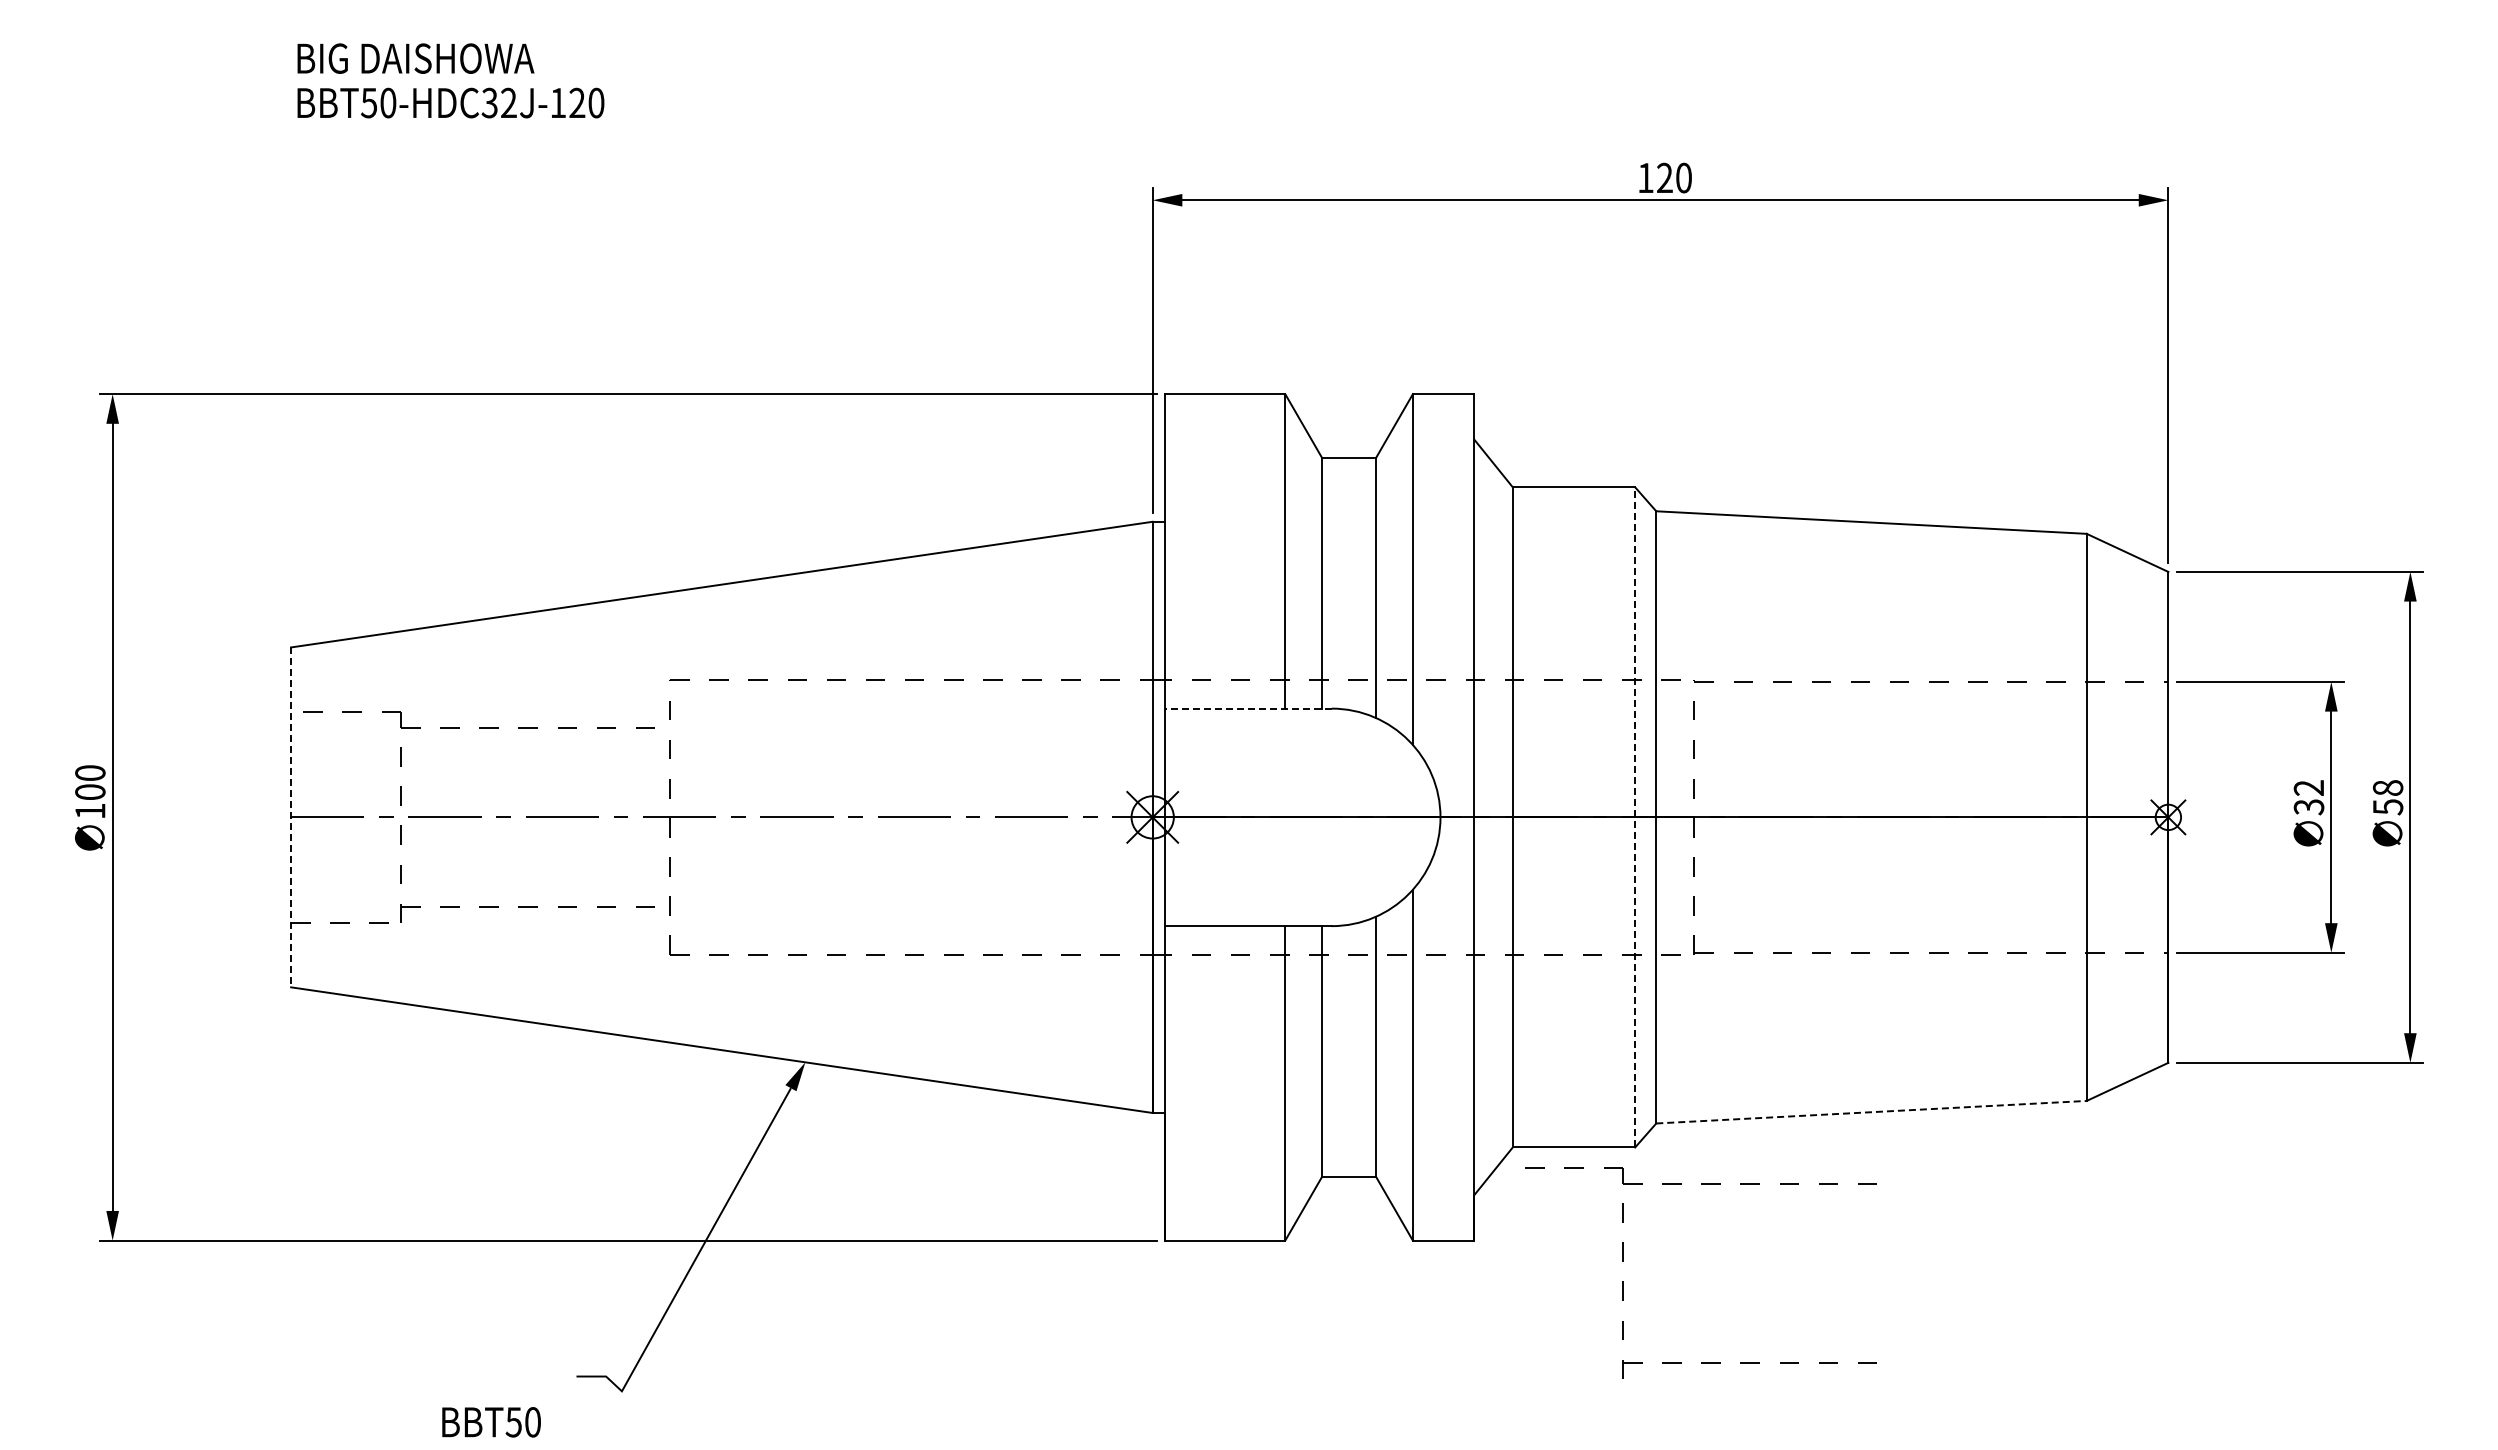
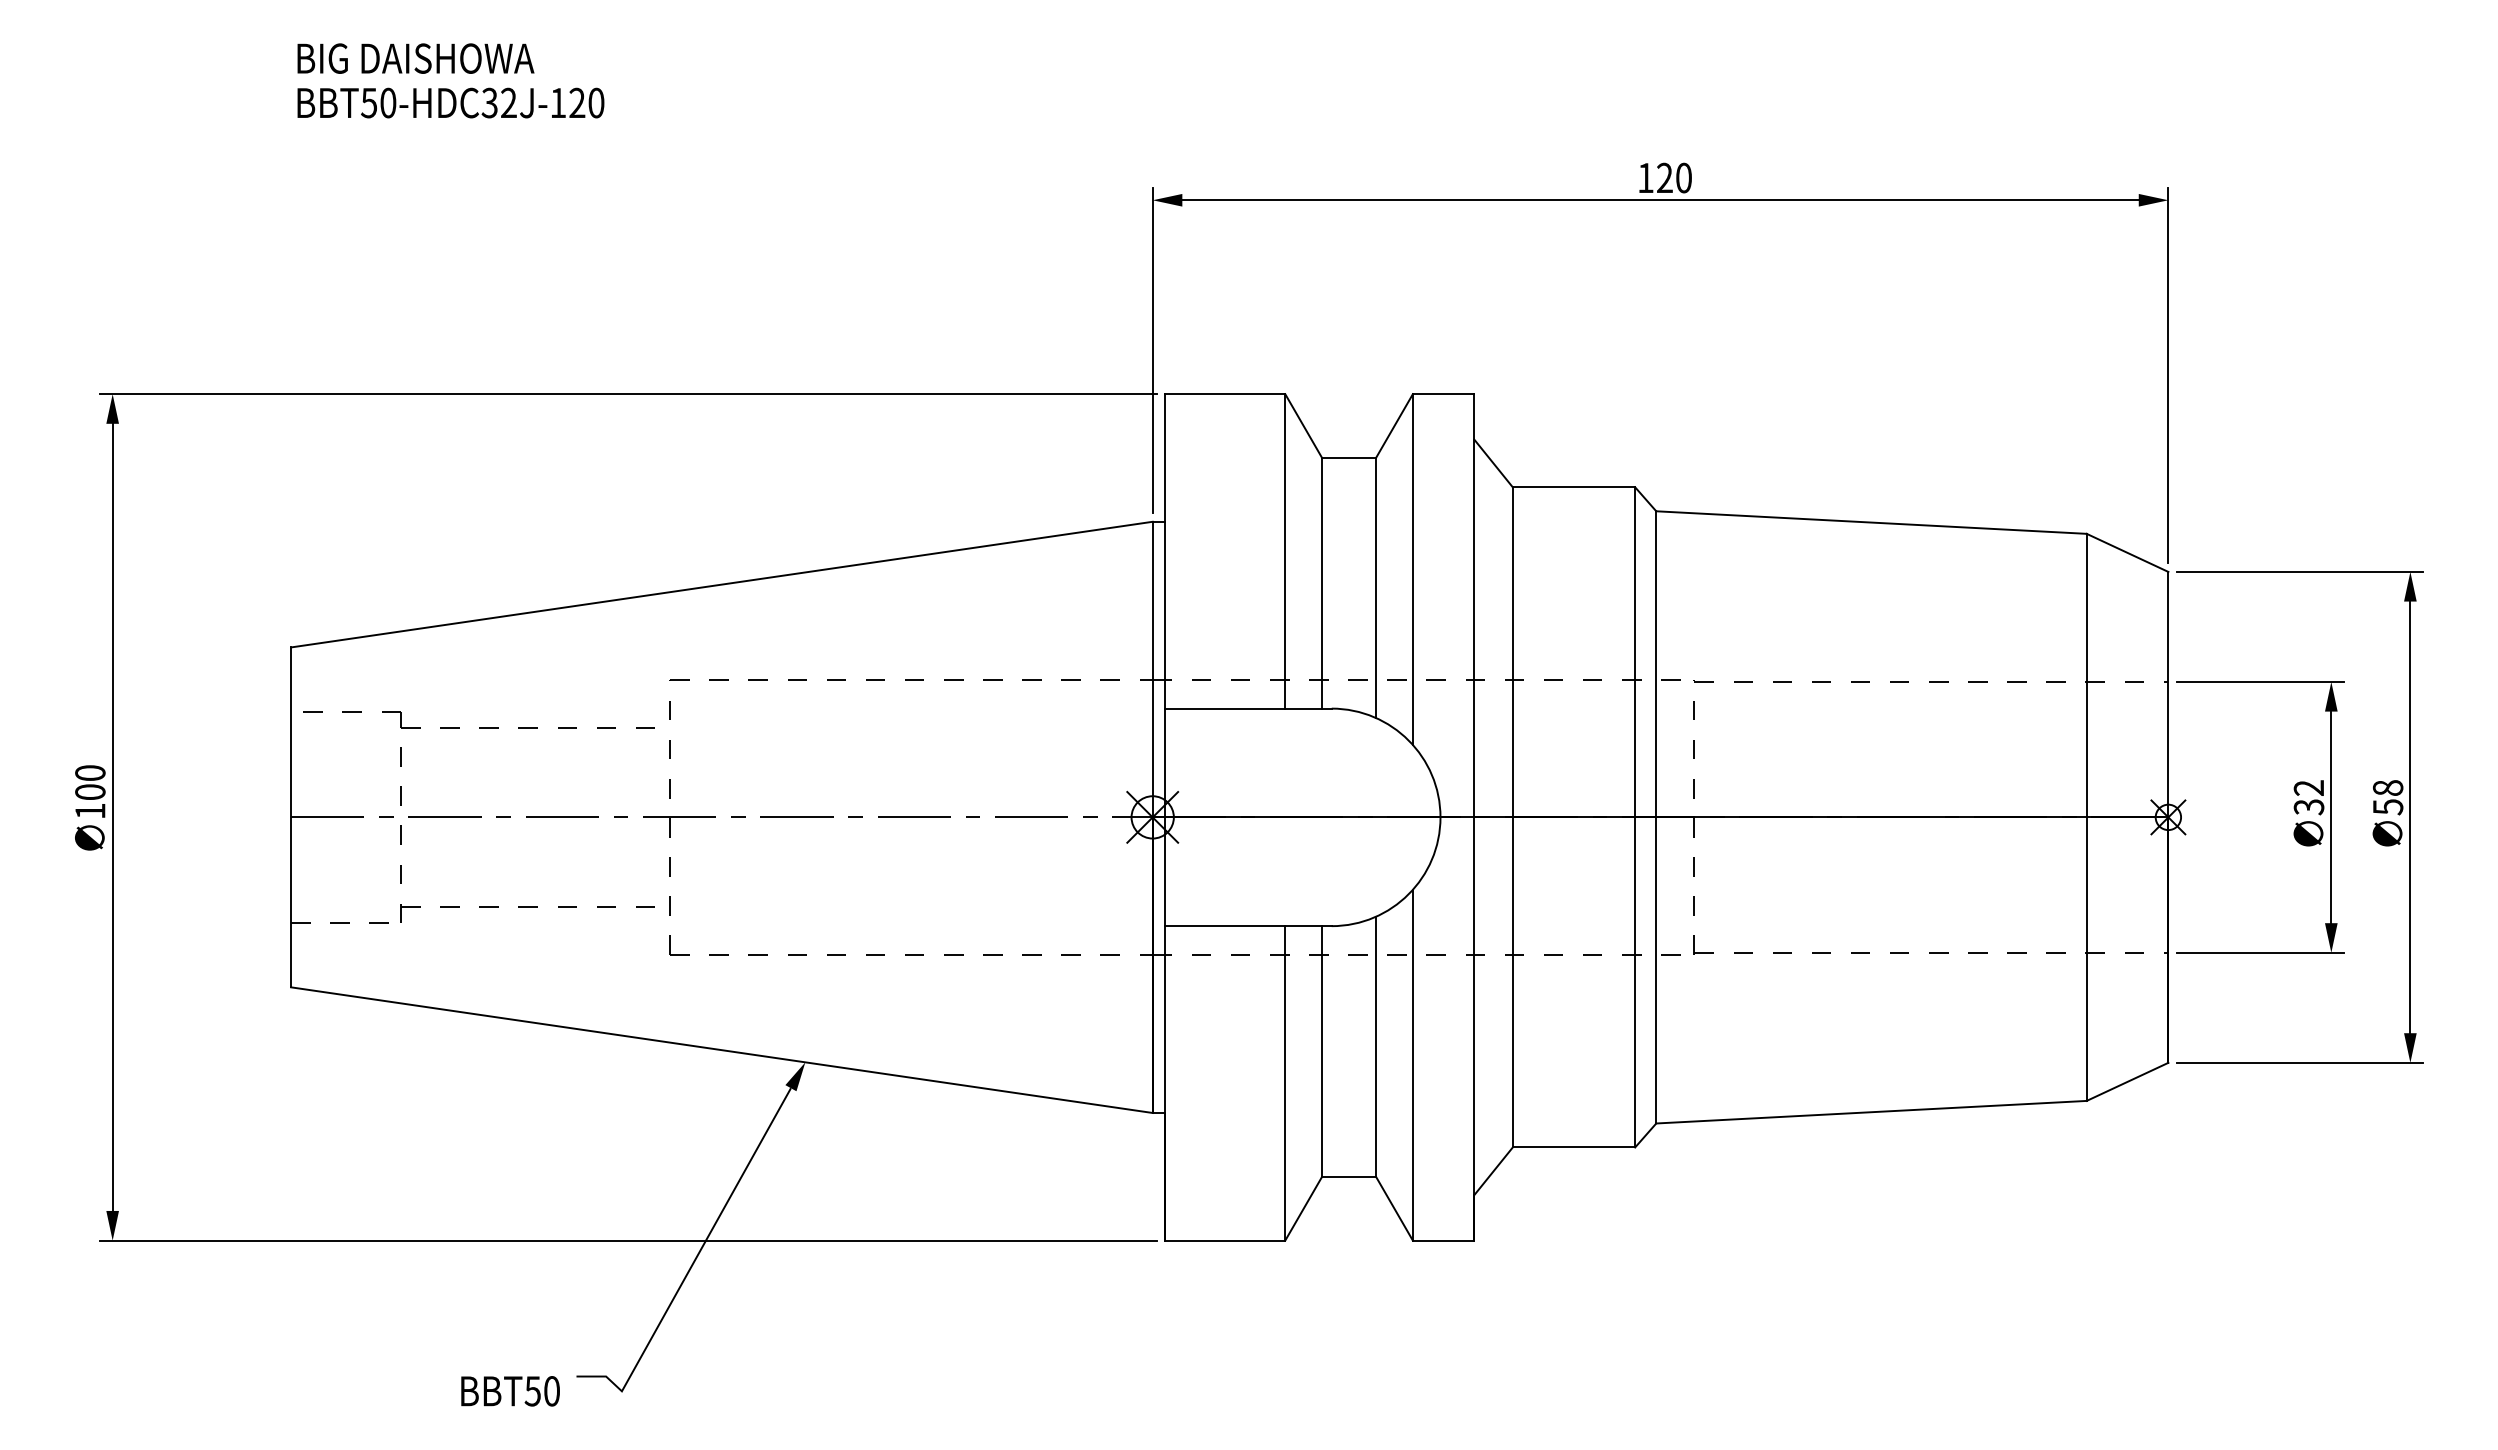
line: dashed -> solid (1248, 708)
line: dashed -> solid (1635, 816)
line: dashed -> solid (291, 817)
line: dashed -> solid (1871, 1112)
part: present -> none (1623, 1281)
text position: (491, 1422) -> (510, 1391) (510, 1391)
